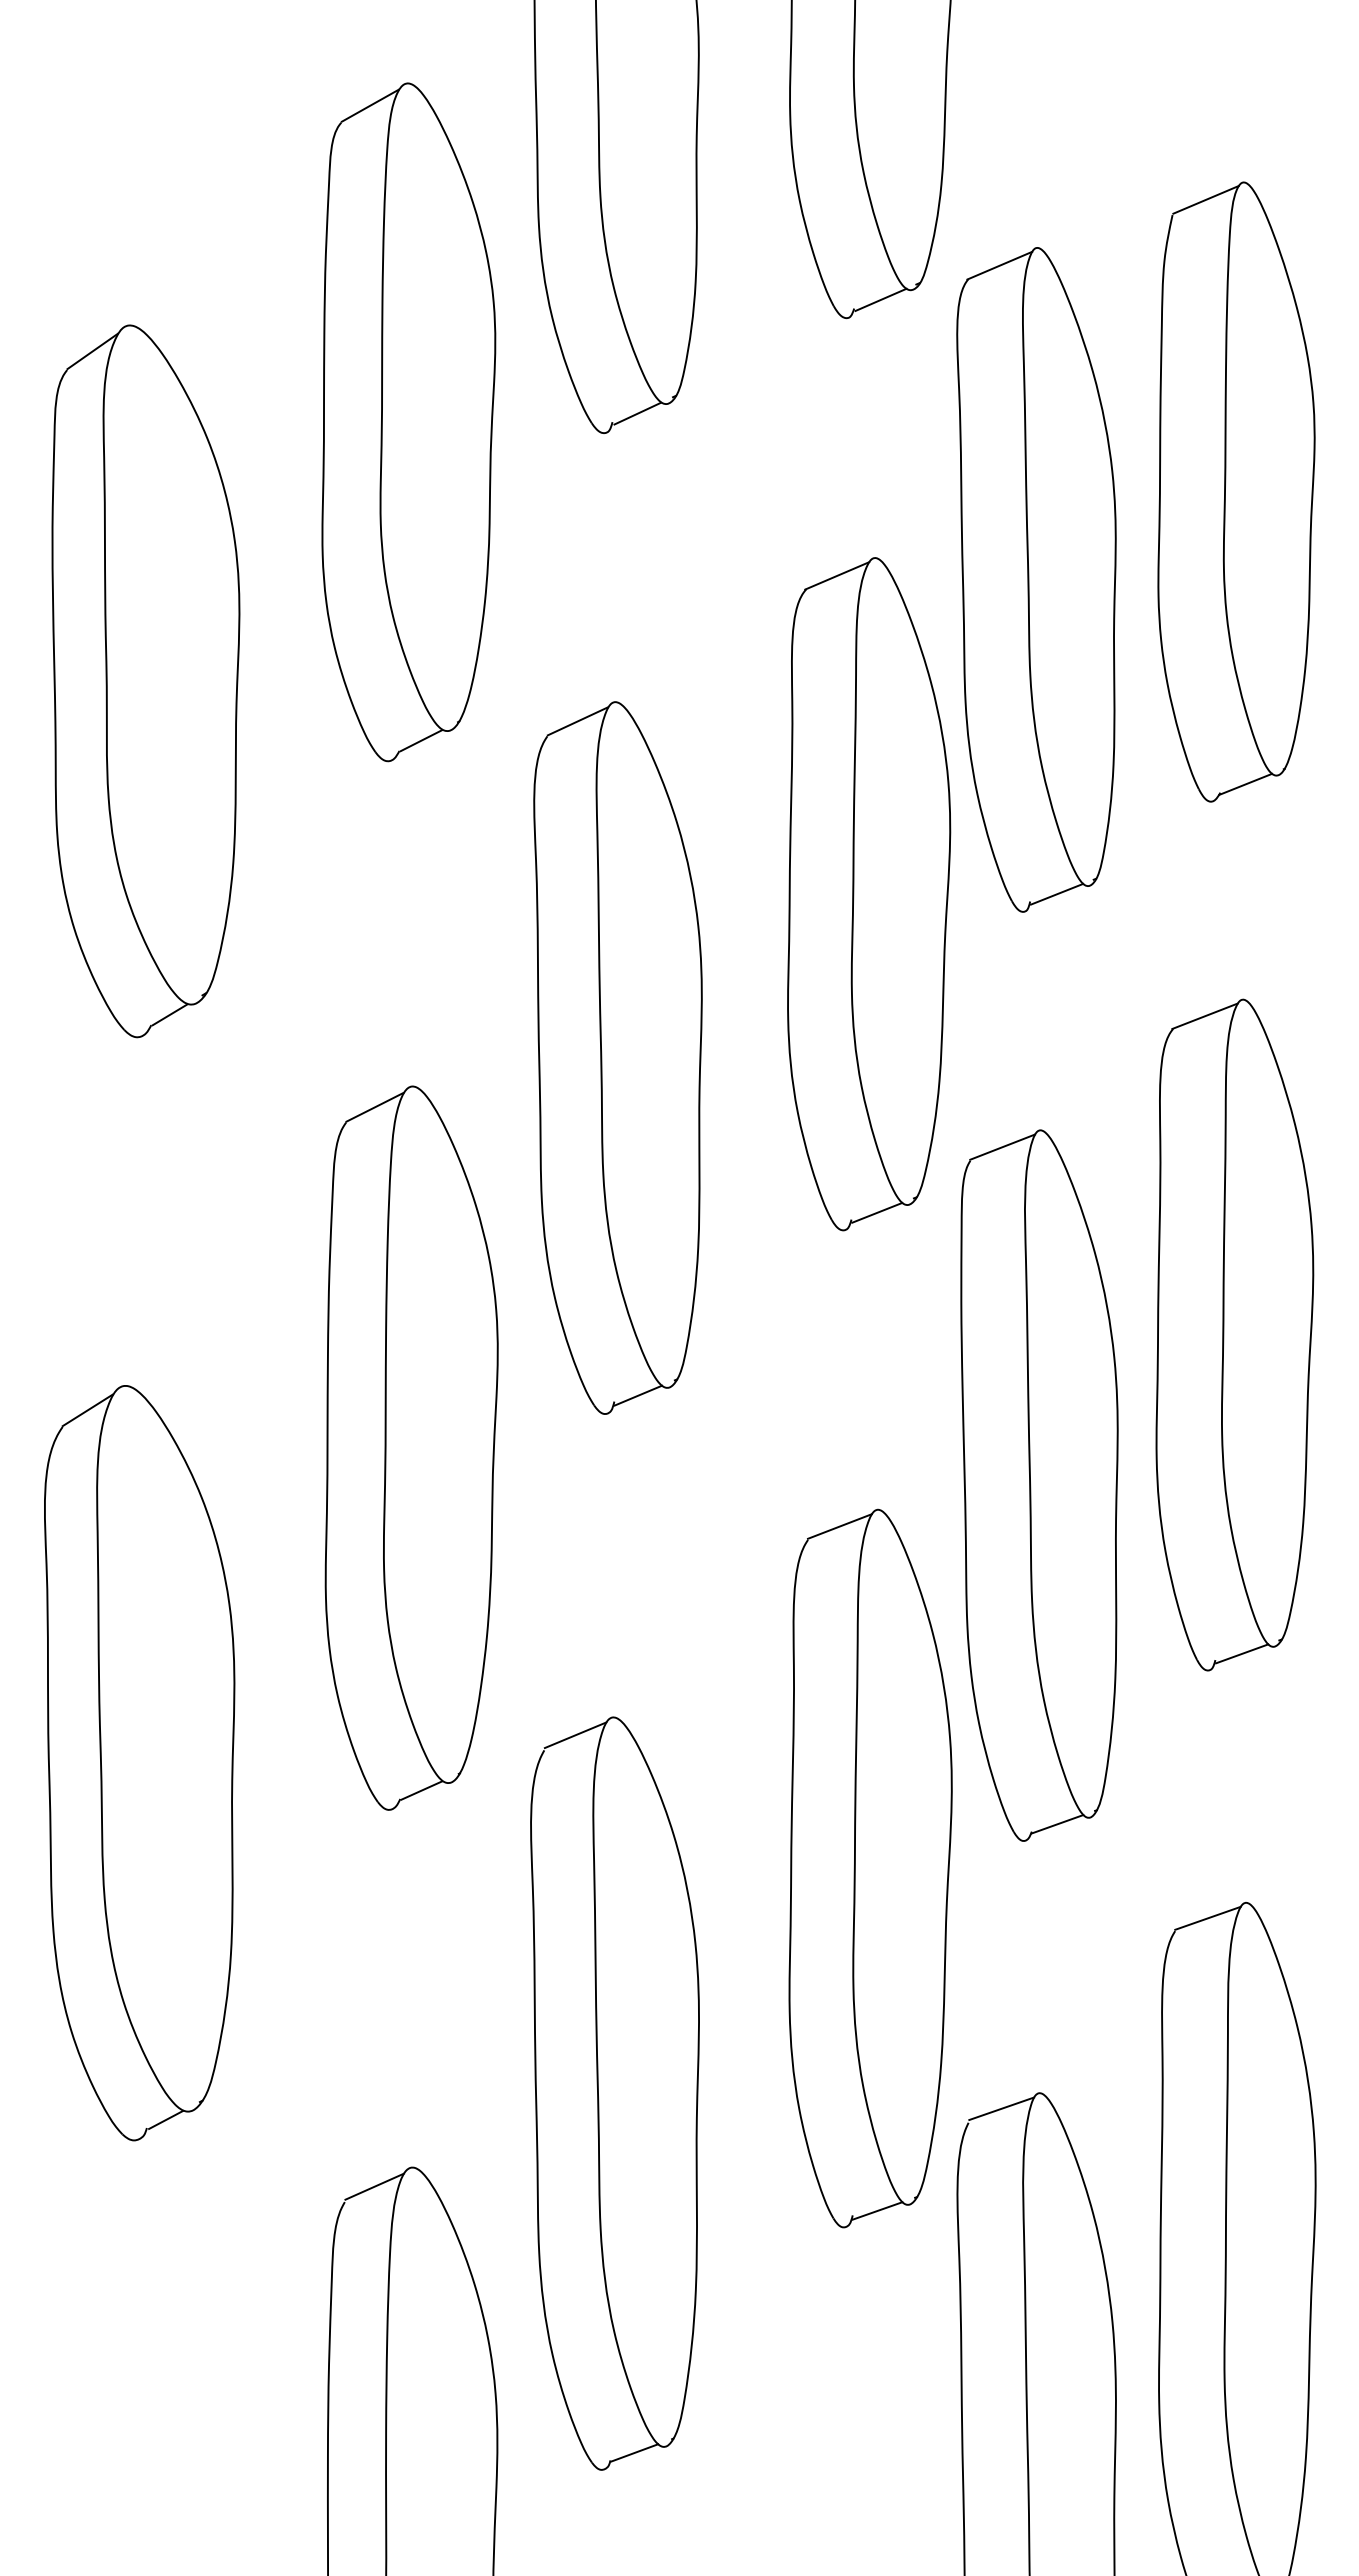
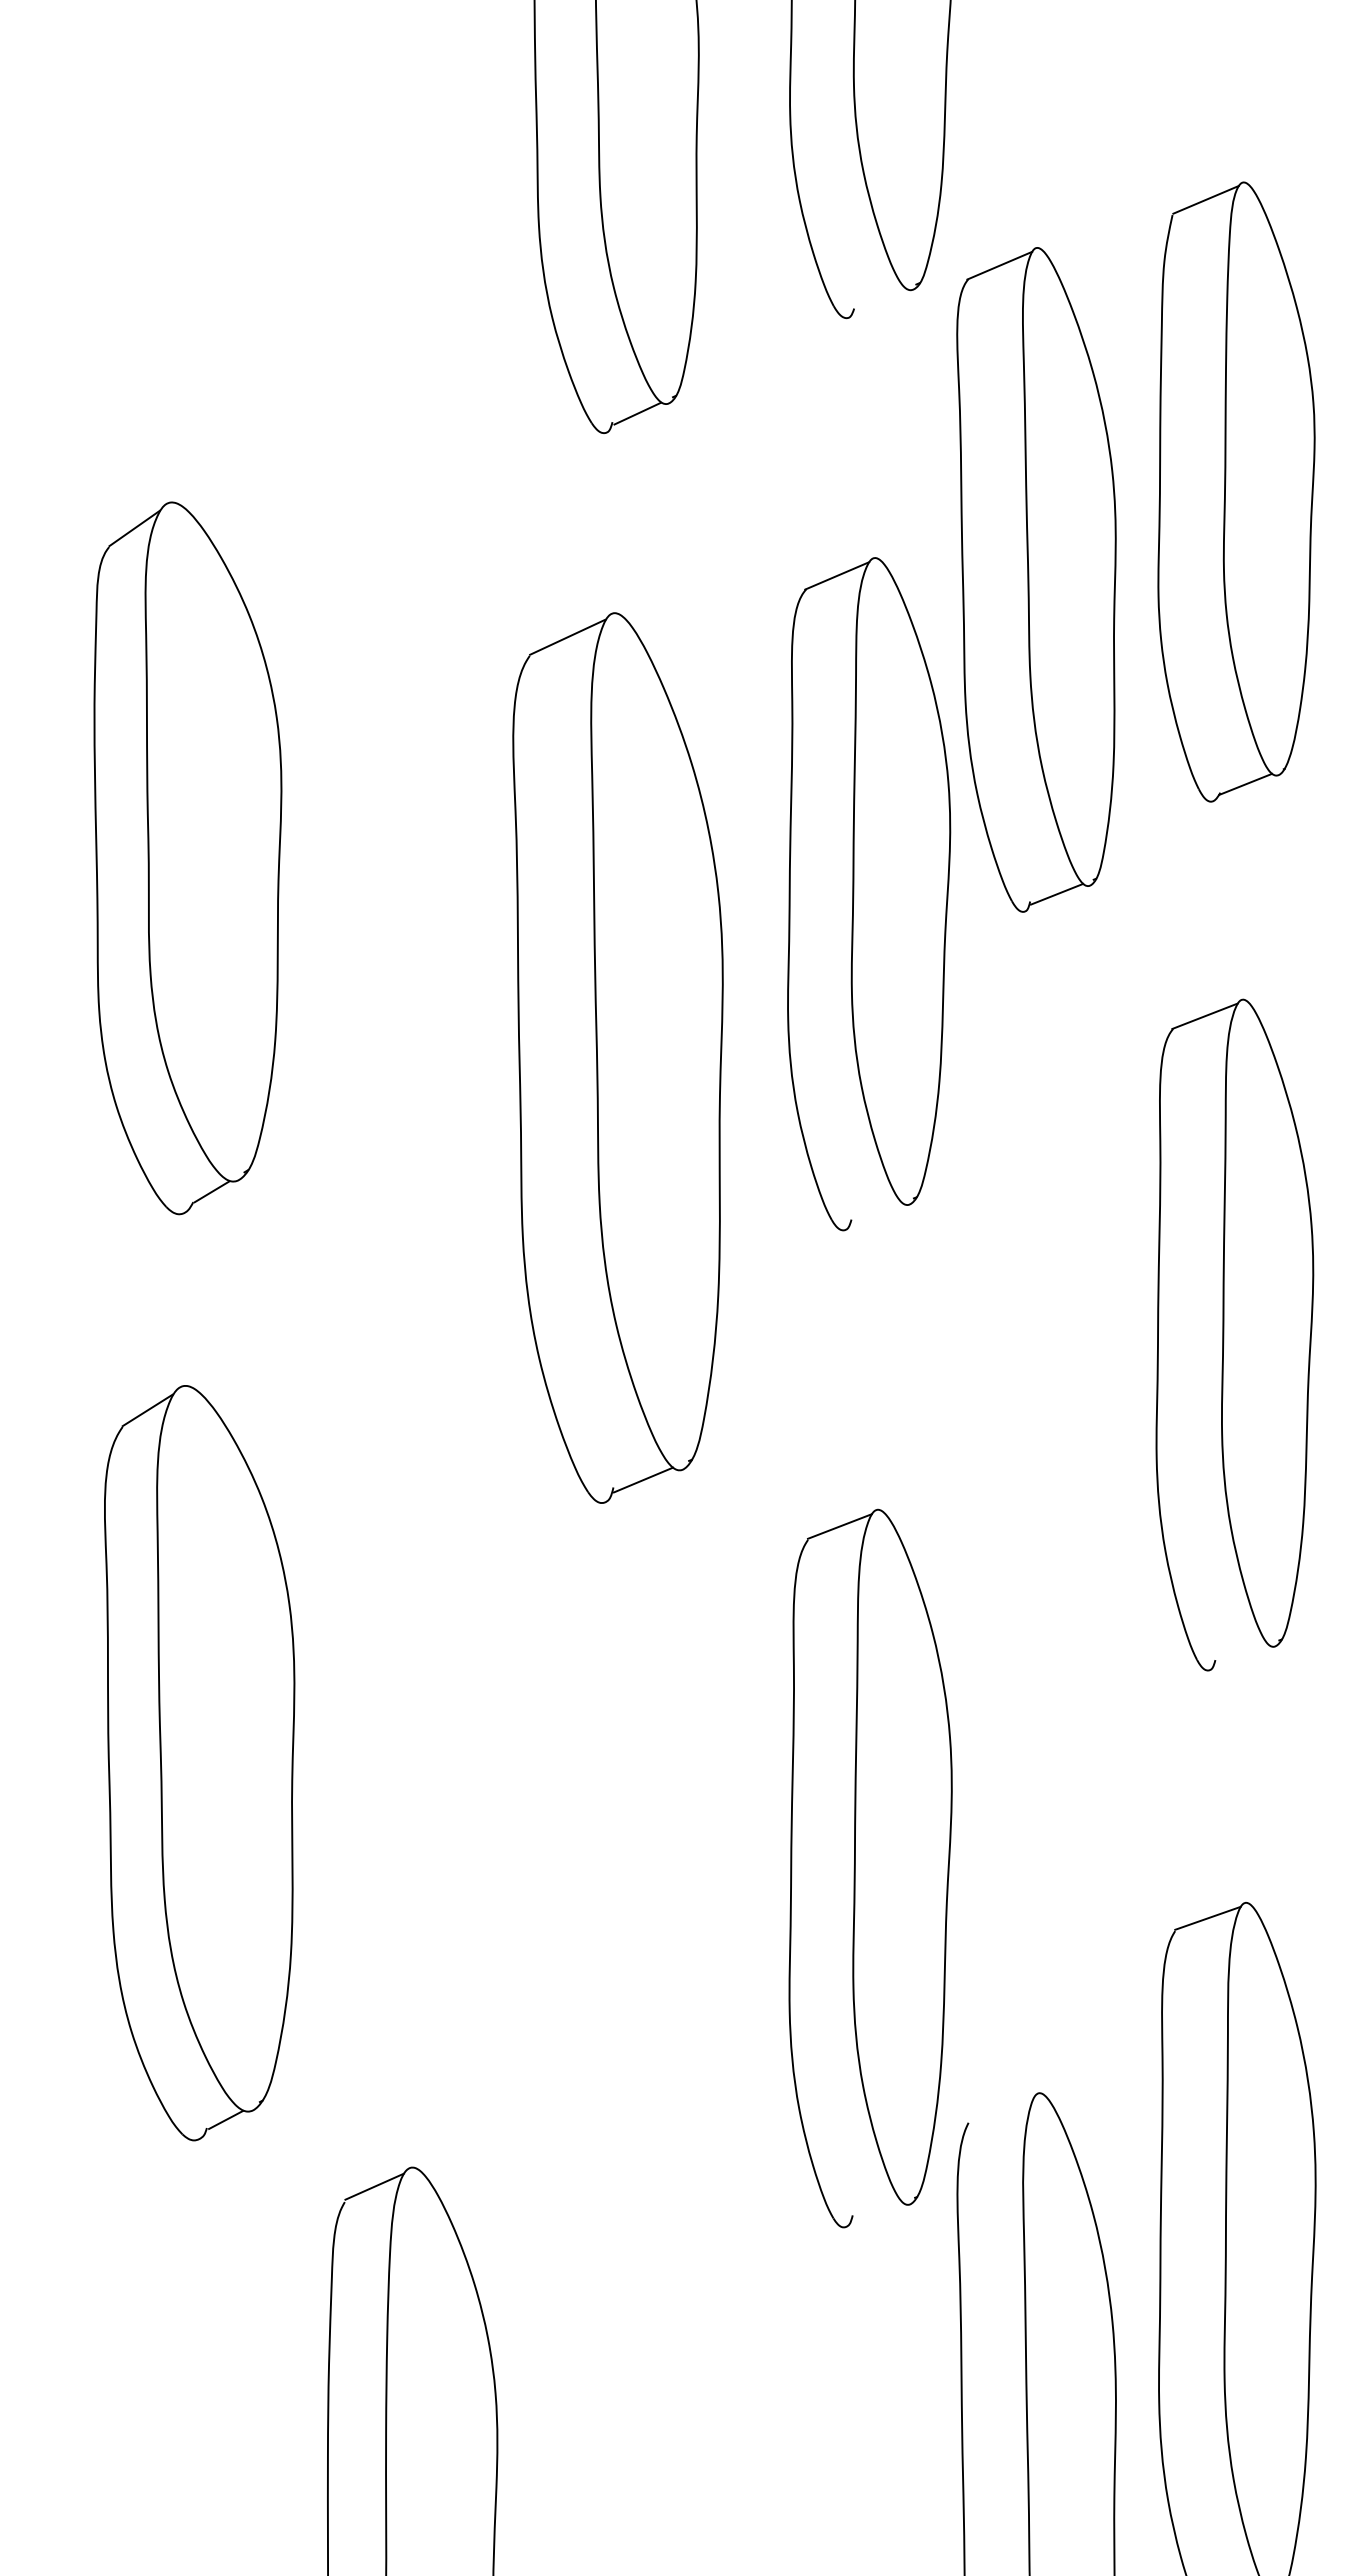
line: present -> none (880, 299)
part: present -> none (408, 422)
part position: (145, 681) -> (187, 858) (187, 858)
part size: 170x714 px -> 212x892 px (617, 1057)
line: present -> none (877, 1212)
part: present -> none (411, 1447)
part: present -> none (1039, 1485)
line: present -> none (1242, 1653)
part position: (139, 1763) -> (199, 1763) (199, 1763)
part: present -> none (614, 2093)
line: present -> none (1001, 2108)
line: present -> none (877, 2210)
